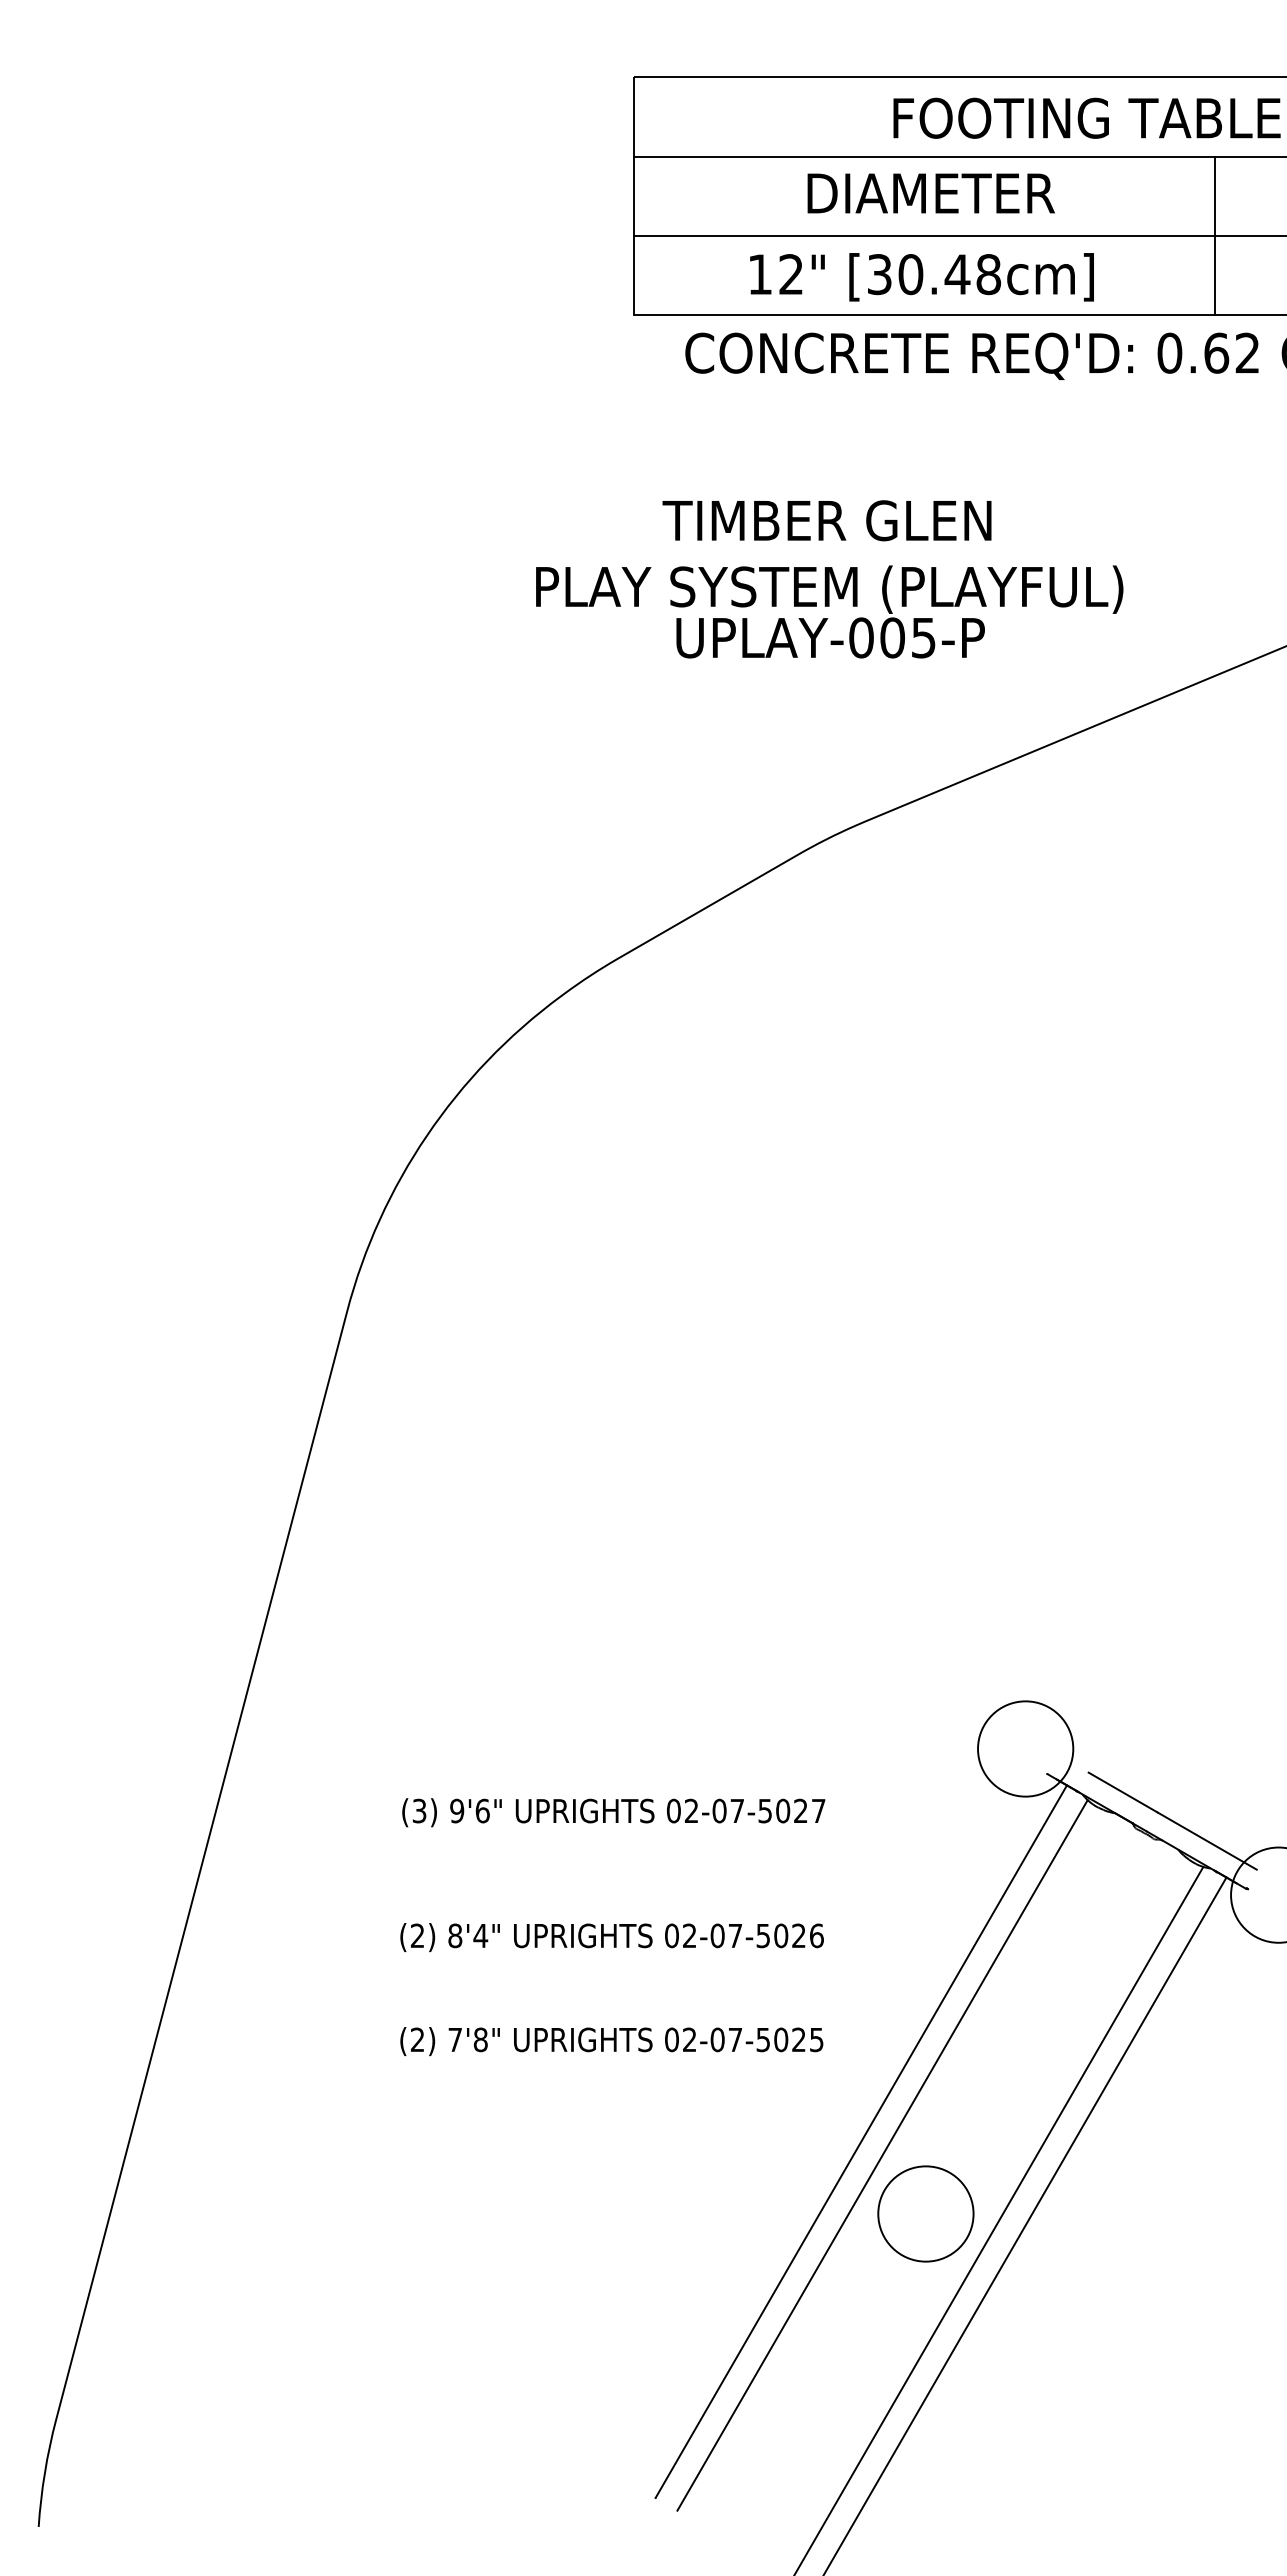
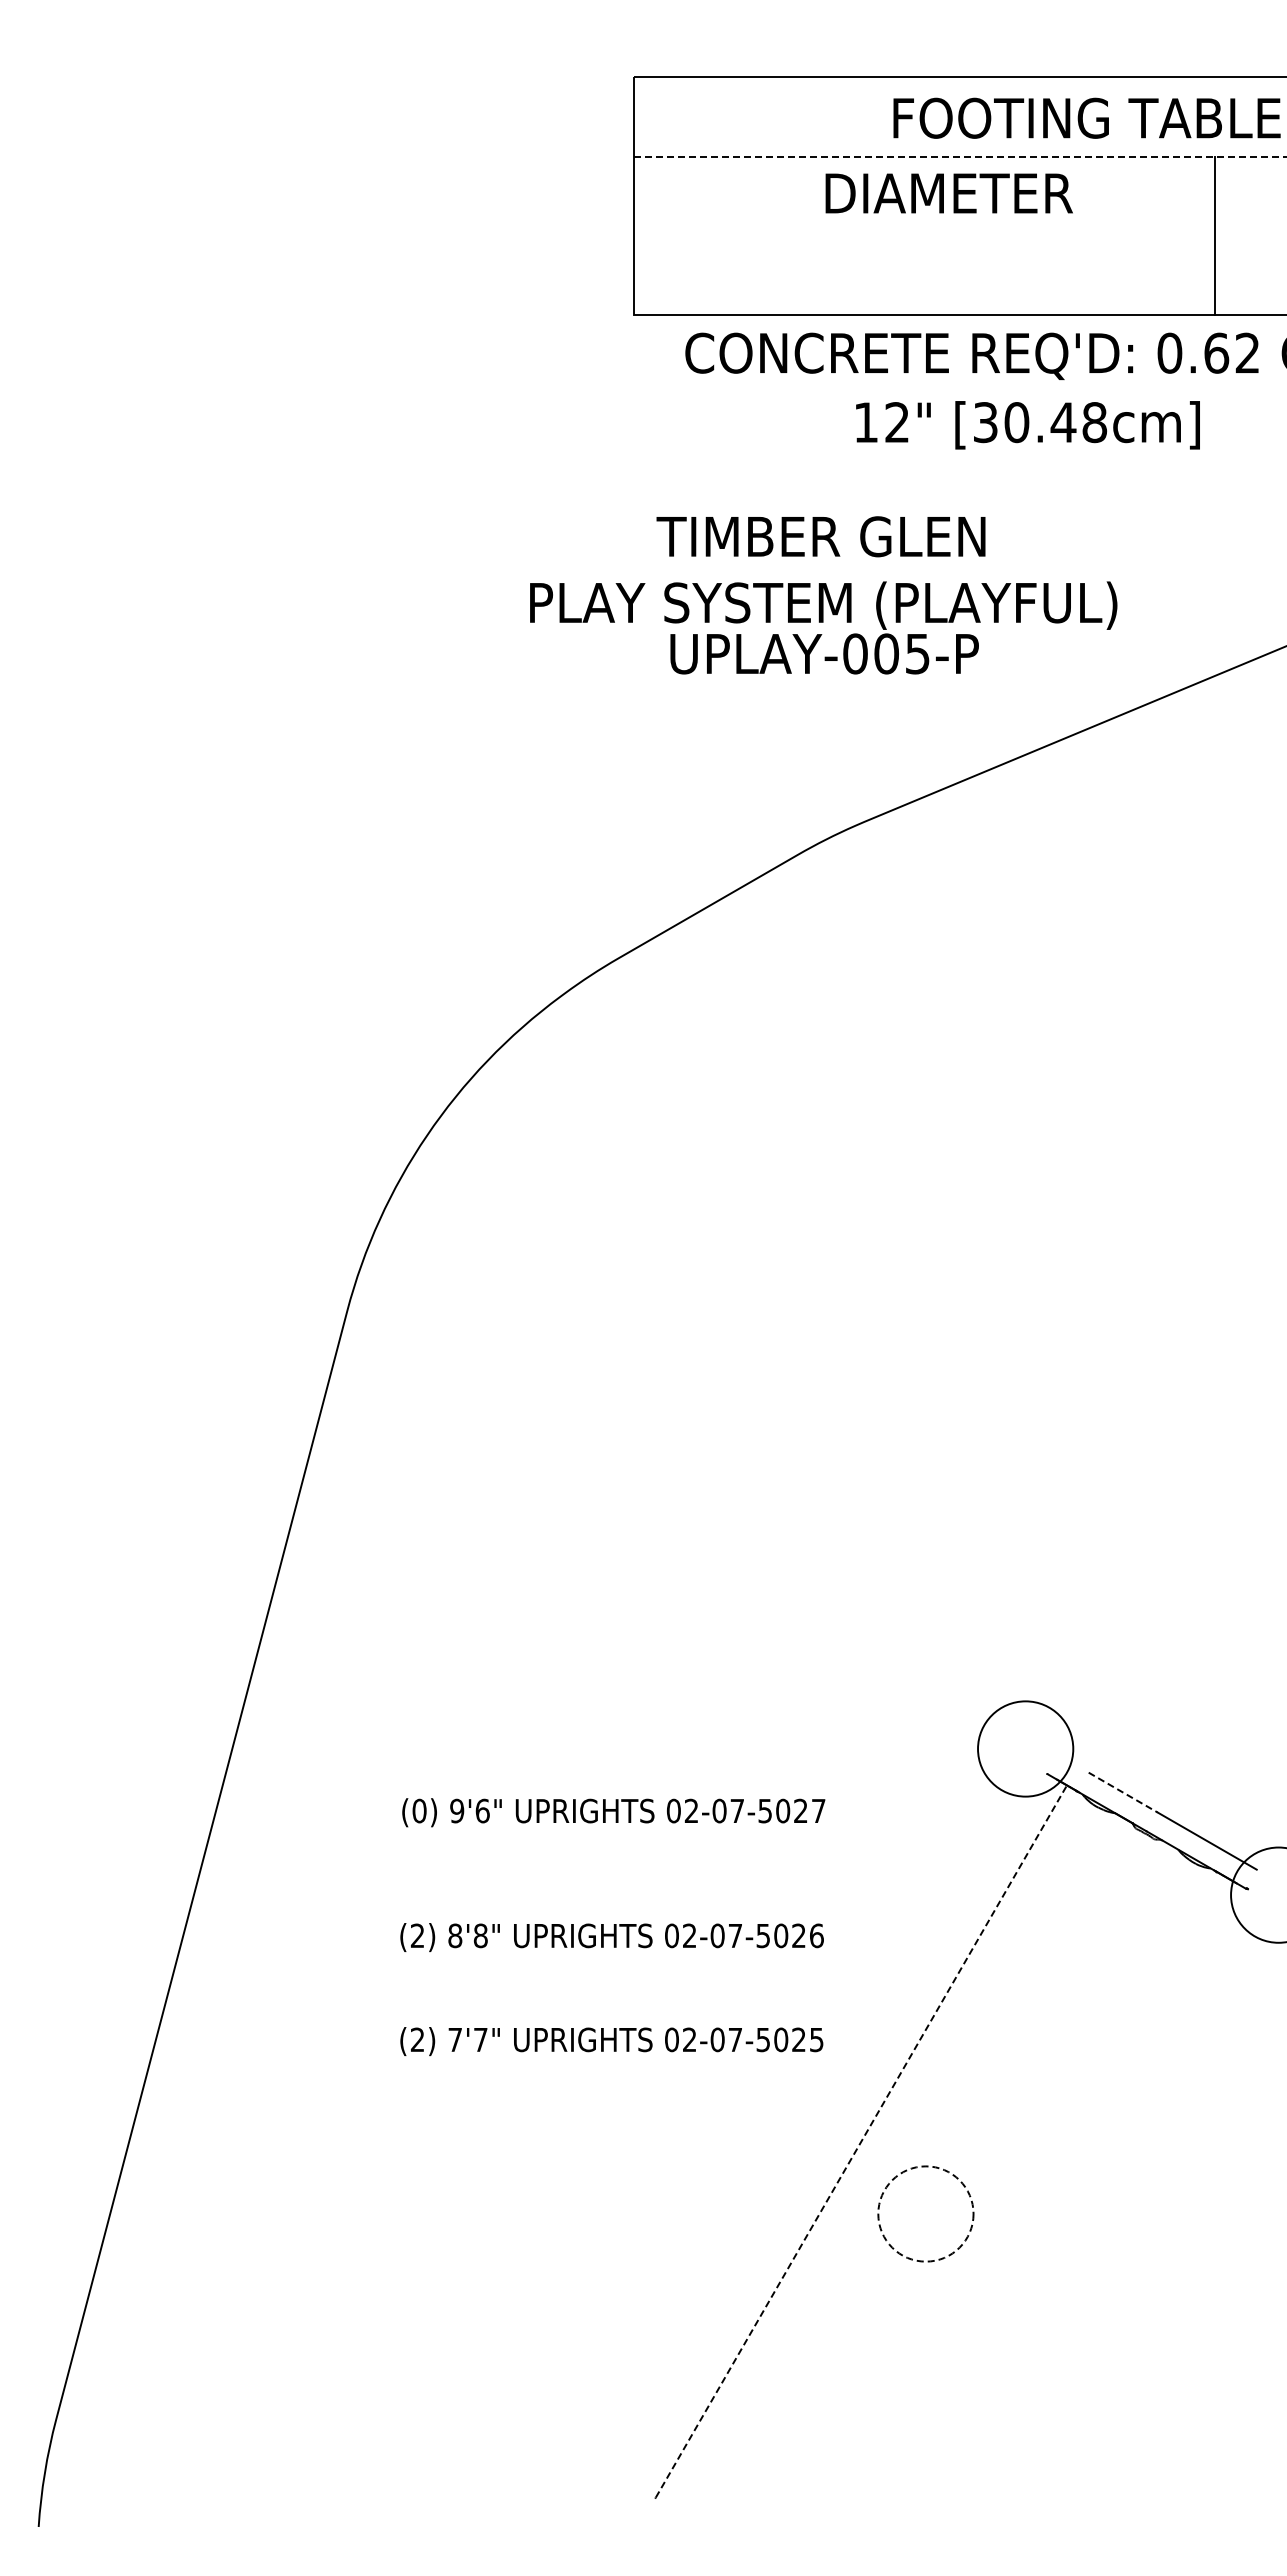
line: solid -> dashed (960, 156)
text position: (930, 193) -> (948, 193) (948, 193)
line: present -> none (958, 236)
text position: (921, 277) -> (1027, 425) (1027, 425)
text position: (829, 579) -> (823, 595) (823, 595)
line: solid -> dashed (1123, 1792)
text: (3) -> (0) (419, 1810)
text: 8'4" -> 8'8" (480, 1935)
text: 7'8" -> 7'7" (480, 2039)
line: solid -> dashed (861, 2141)
line: present -> none (882, 2155)
circle: solid -> dashed (925, 2213)
line: present -> none (999, 2219)
line: present -> none (1025, 2224)
